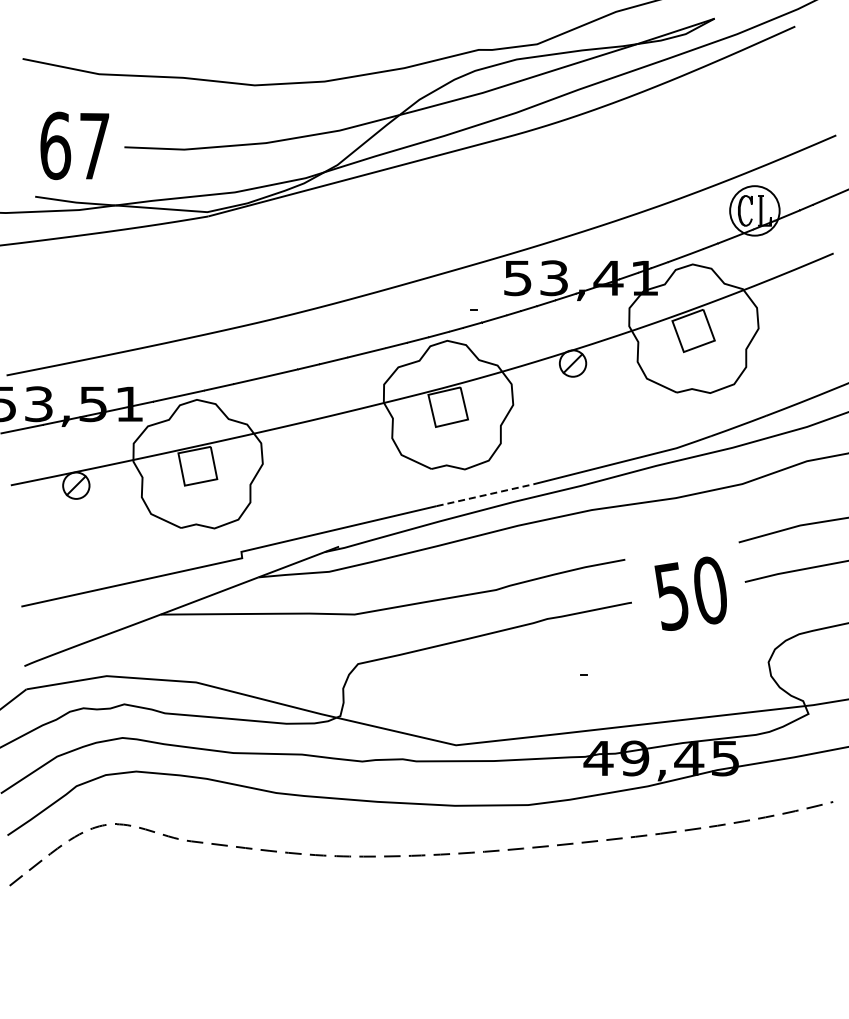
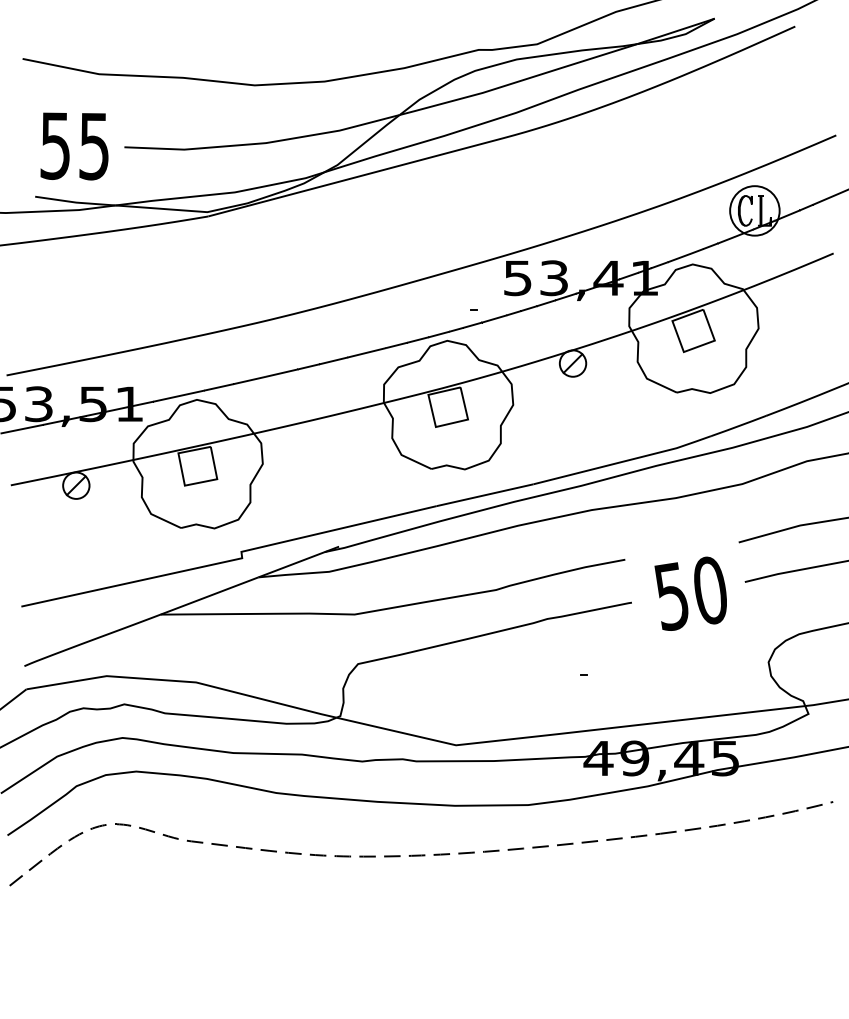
text: 67 -> 55 (74, 145)
line: dashed -> solid (485, 495)
